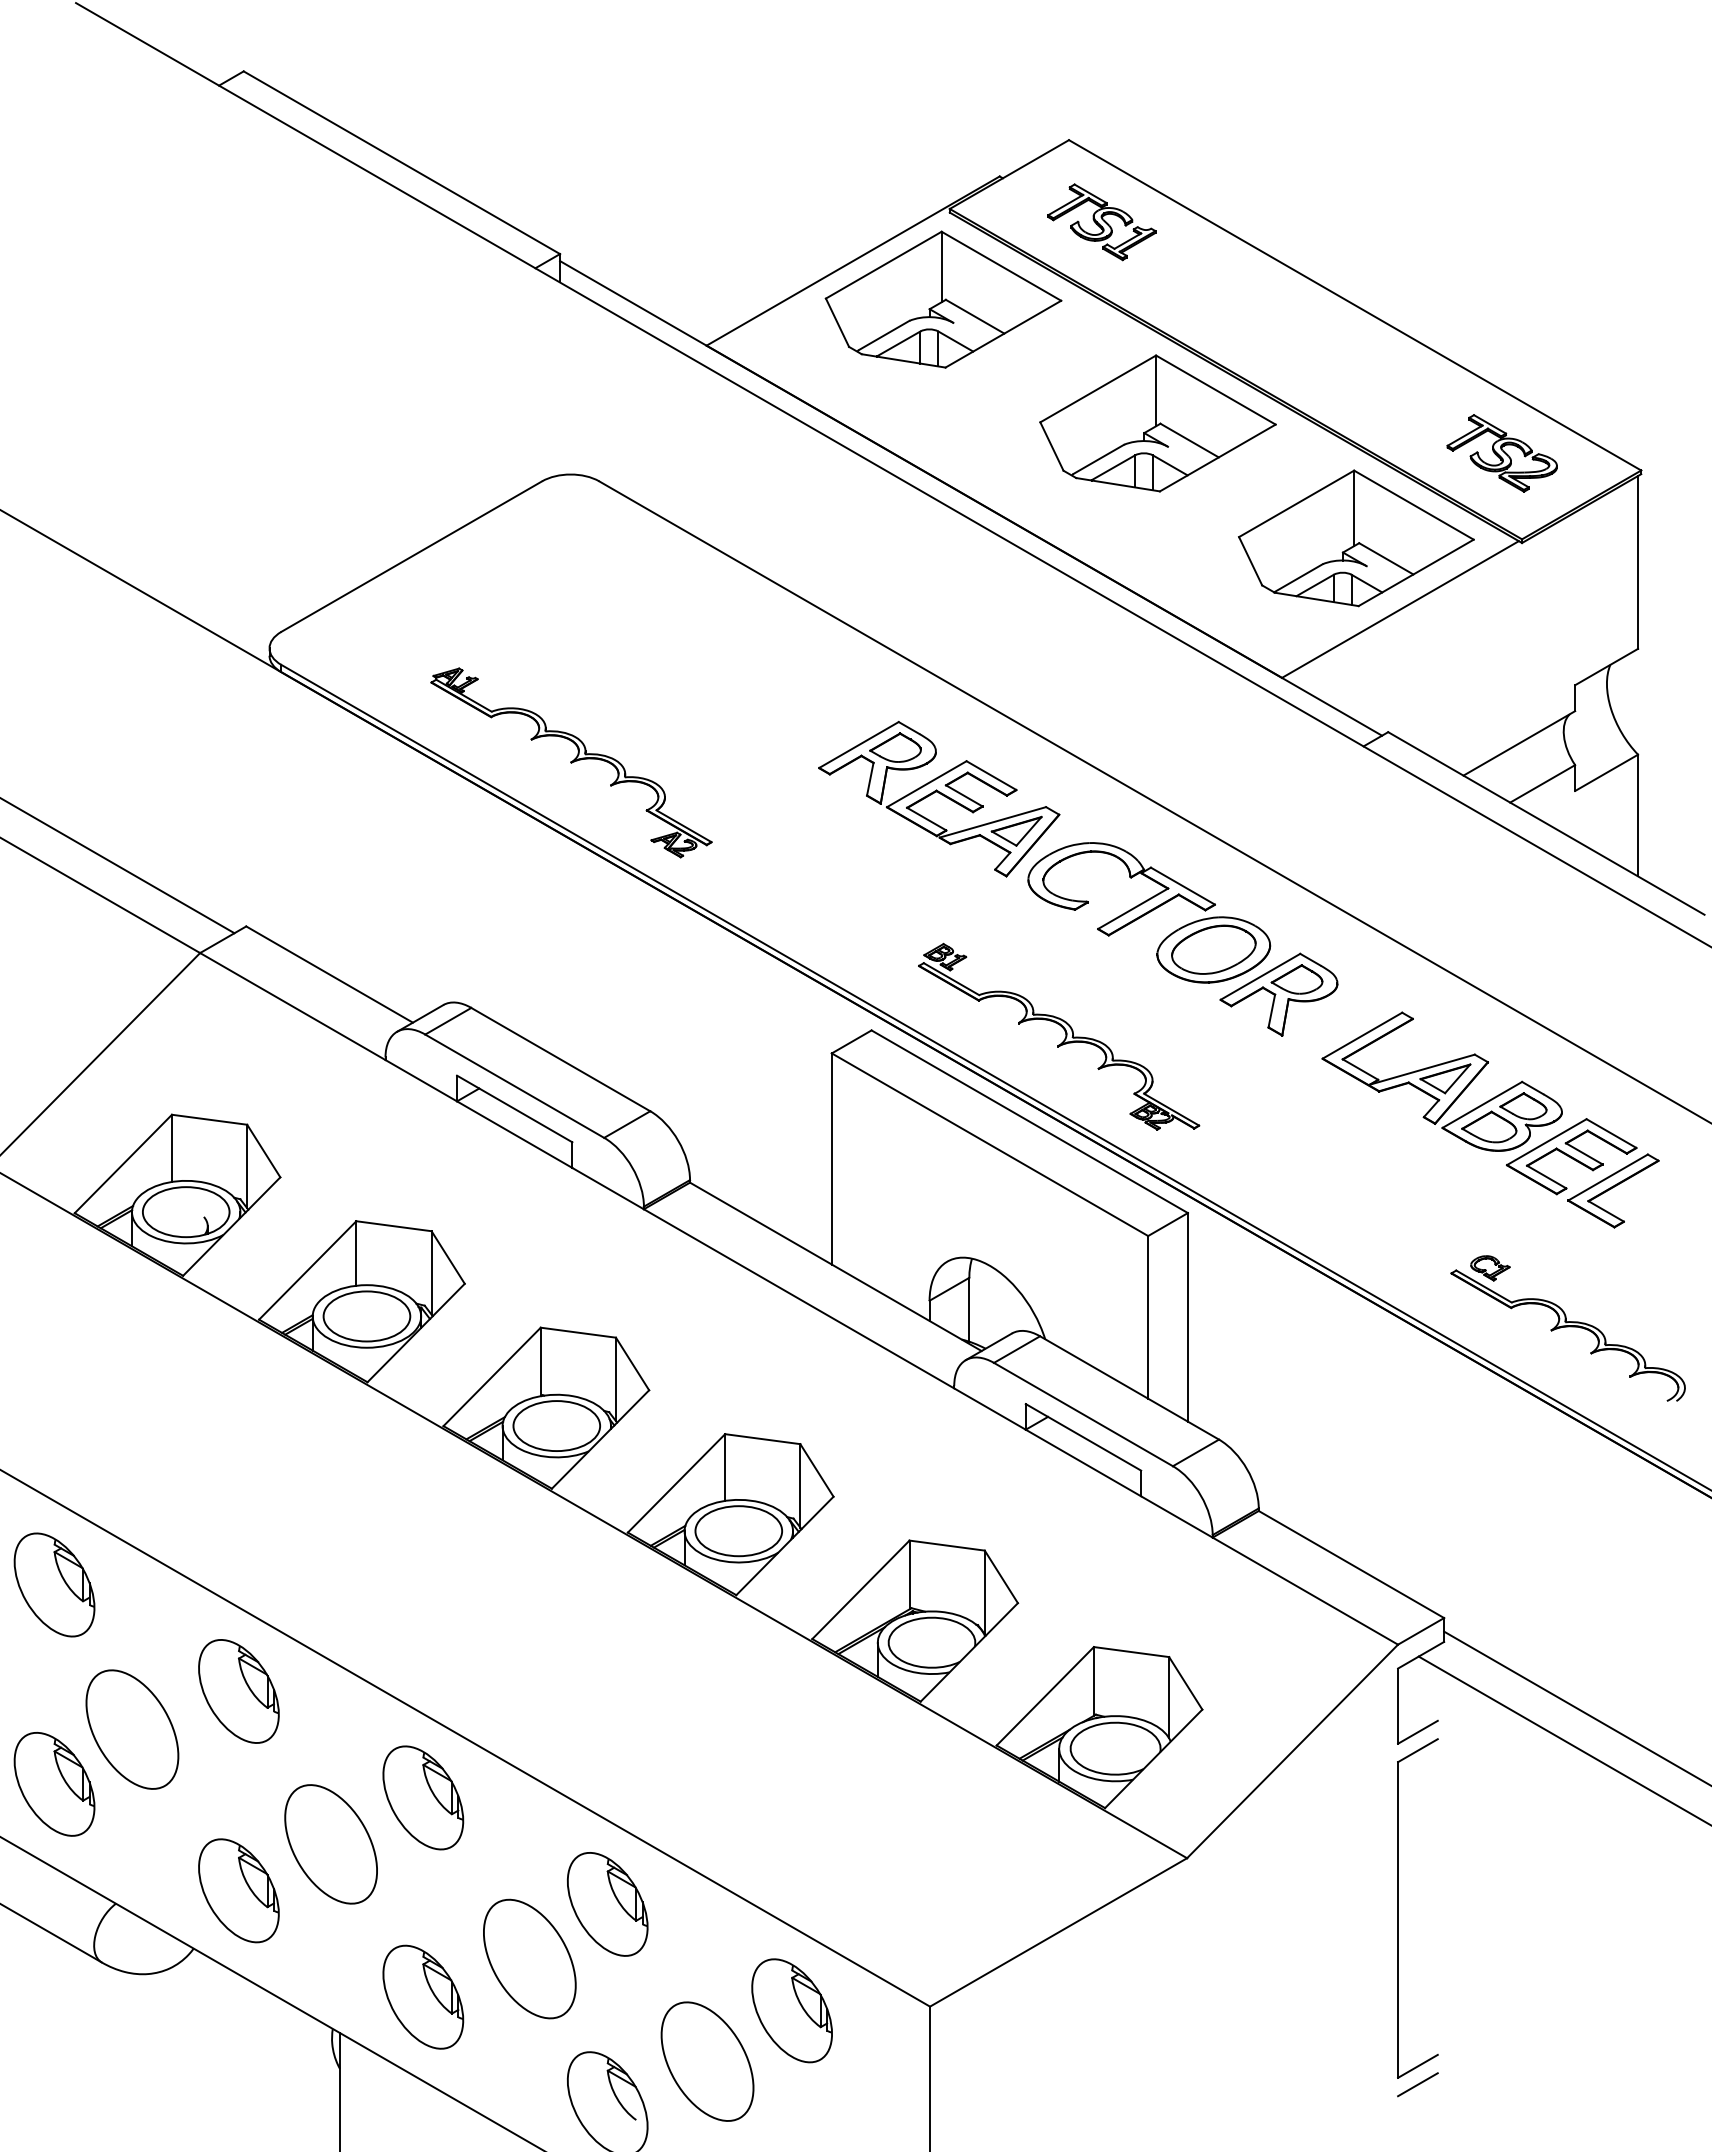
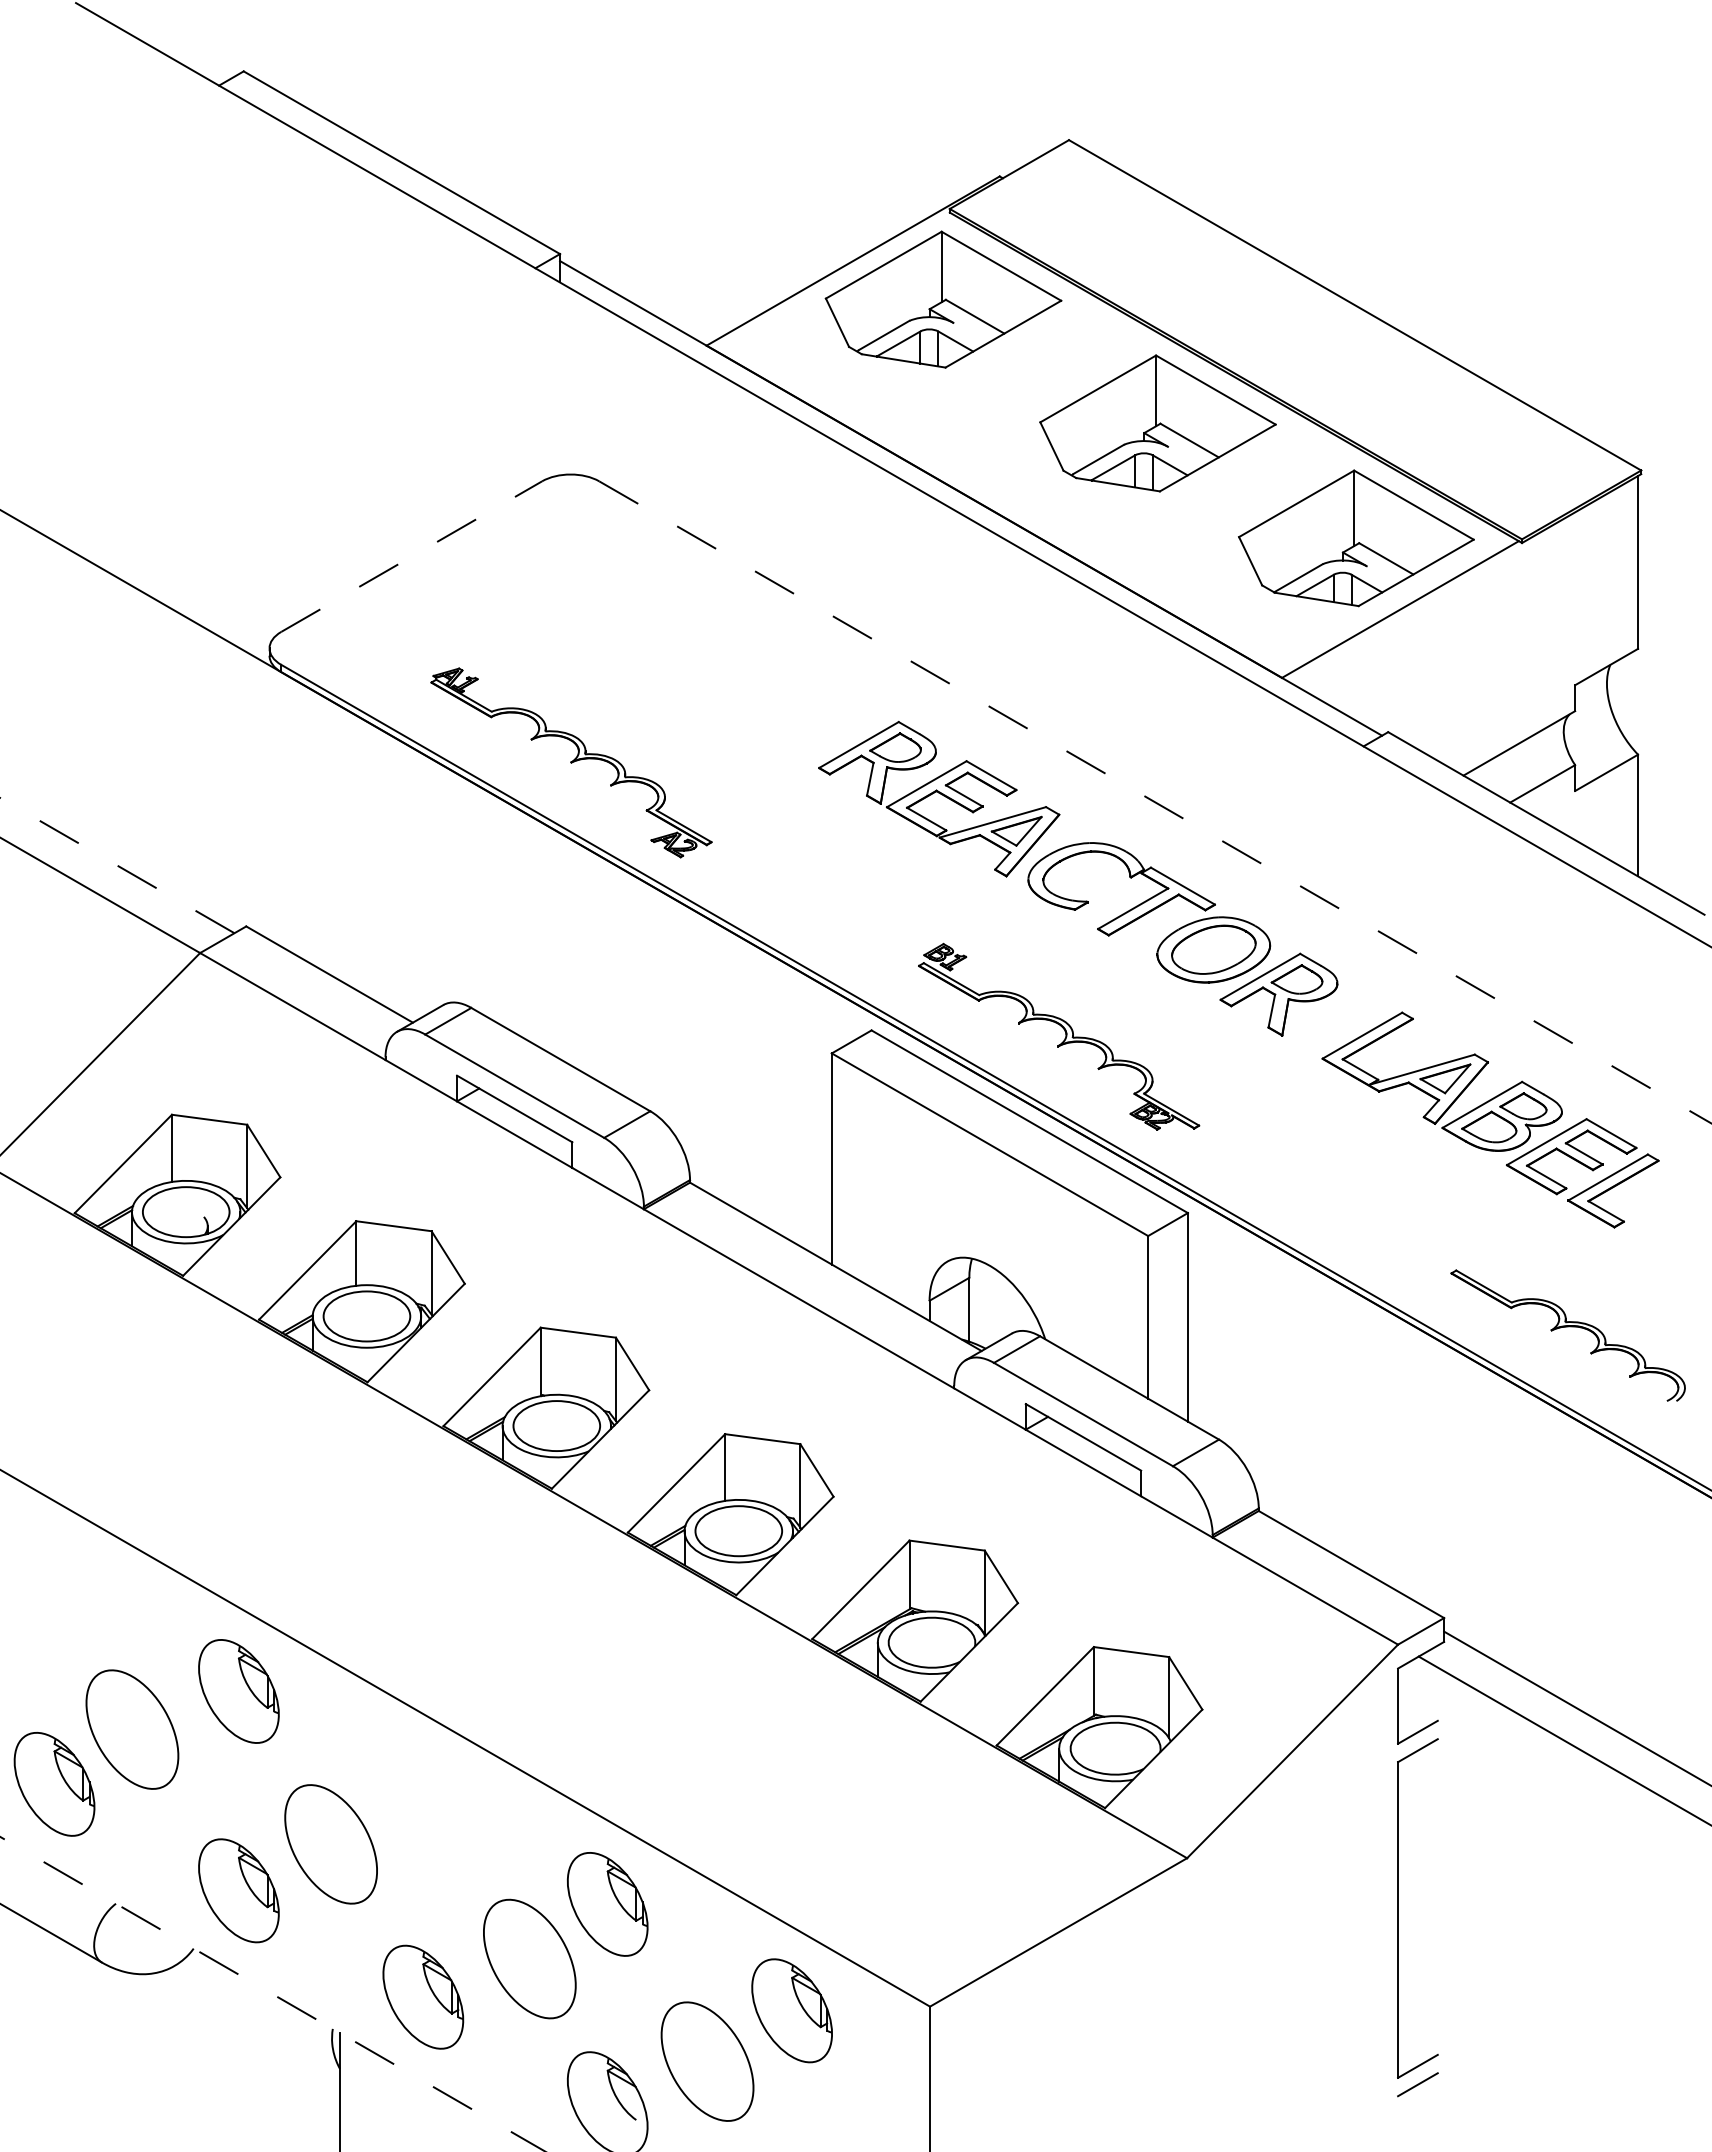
part: present -> none (1101, 222)
part: present -> none (1501, 453)
line: solid -> dashed (412, 556)
line: solid -> dashed (1155, 802)
line: solid -> dashed (117, 865)
part: present -> none (1490, 1268)
part: present -> none (54, 1584)
part: present -> none (423, 1797)
line: solid -> dashed (273, 1994)
